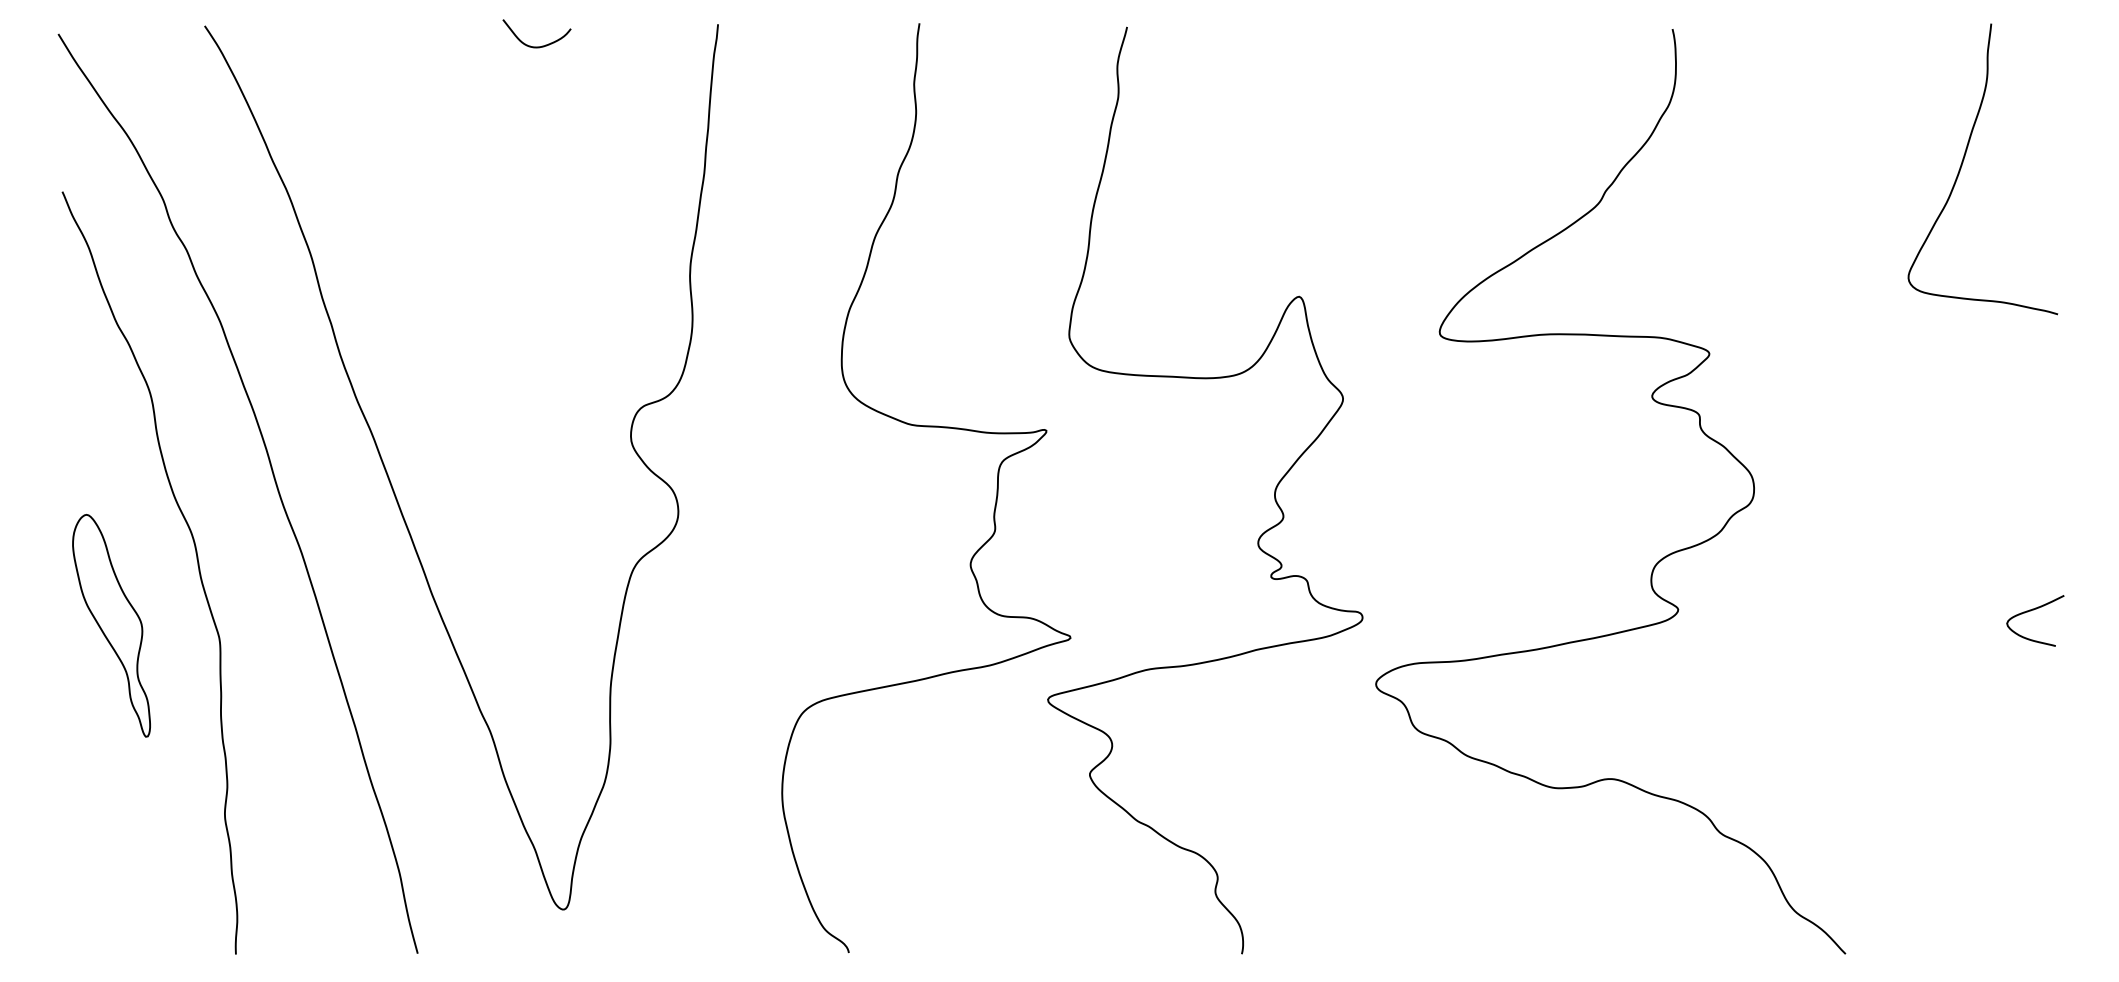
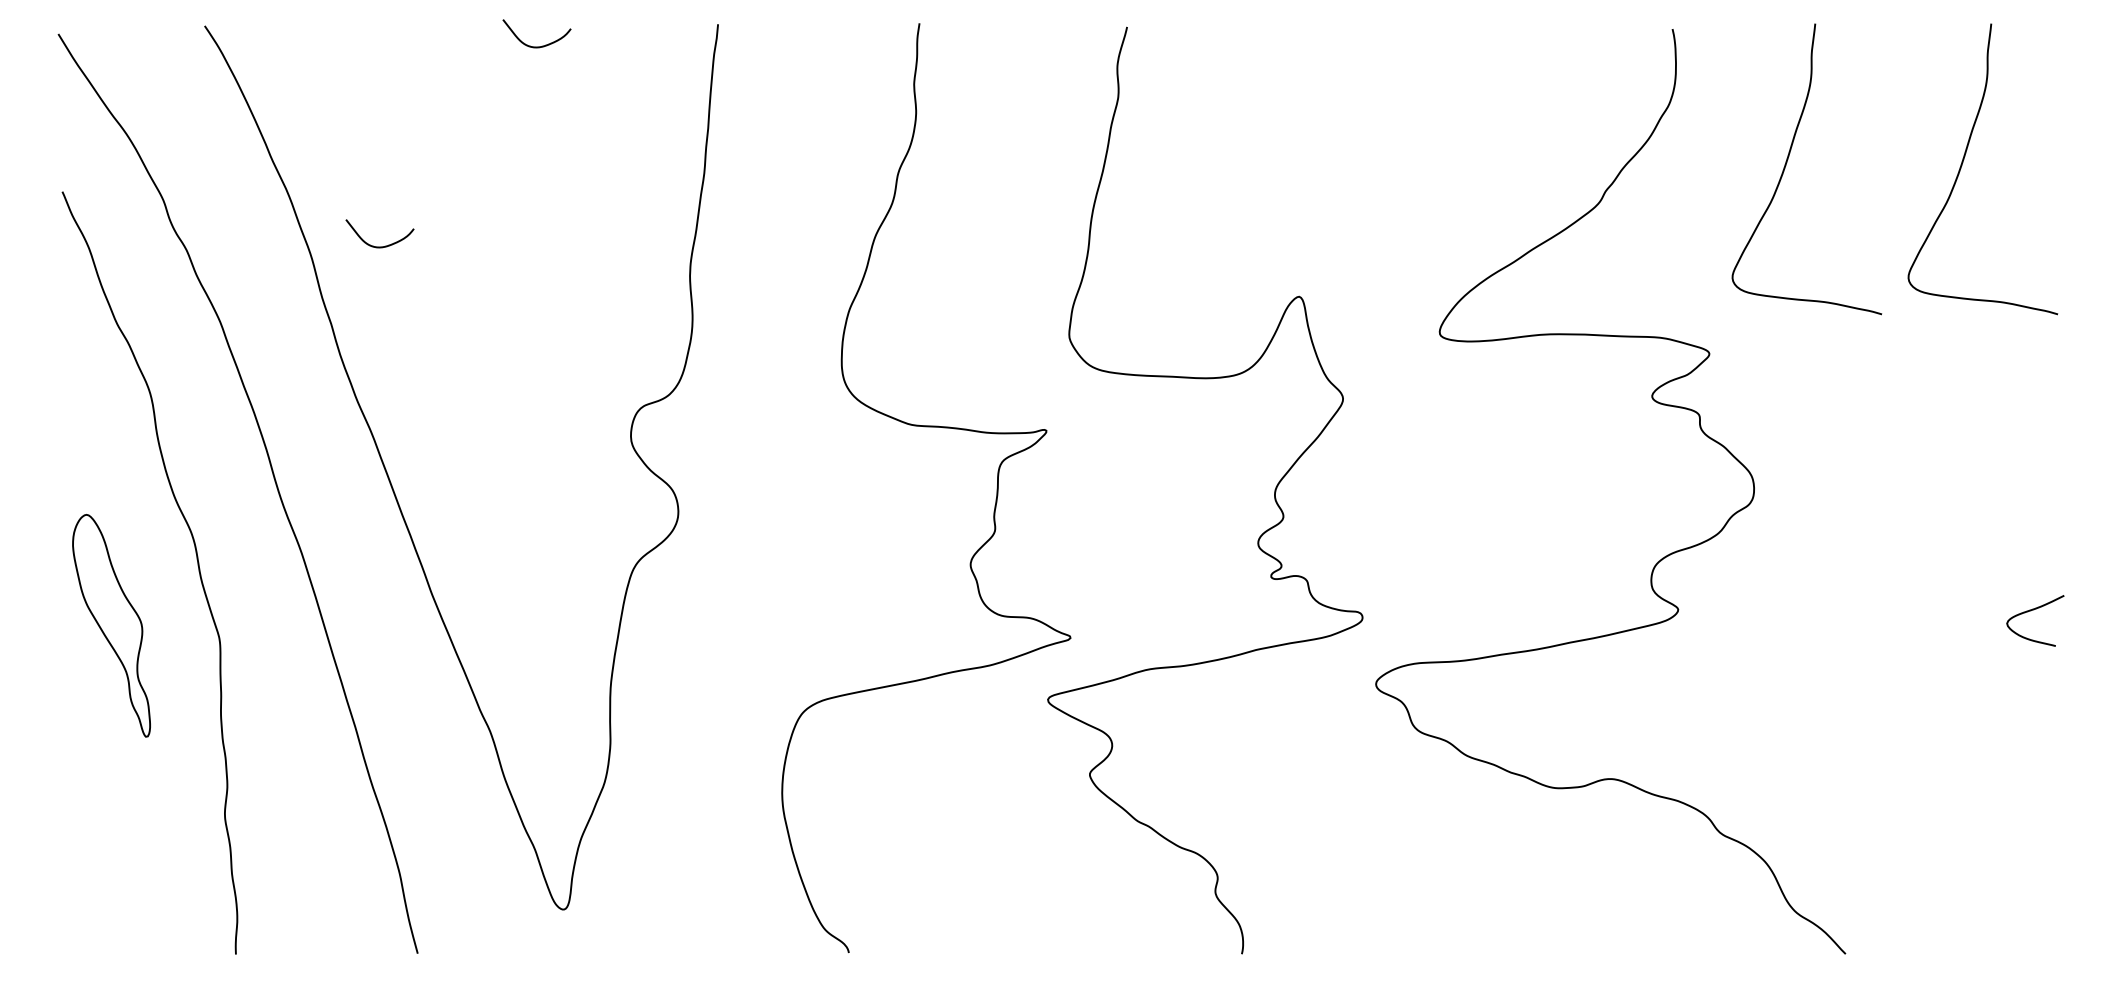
curve: none -> present (1787, 162)
curve: none -> present (379, 246)
